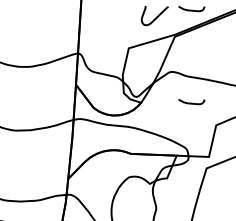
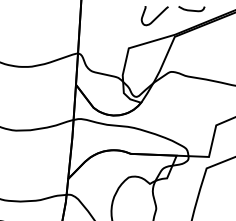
curve: present -> none (191, 102)
